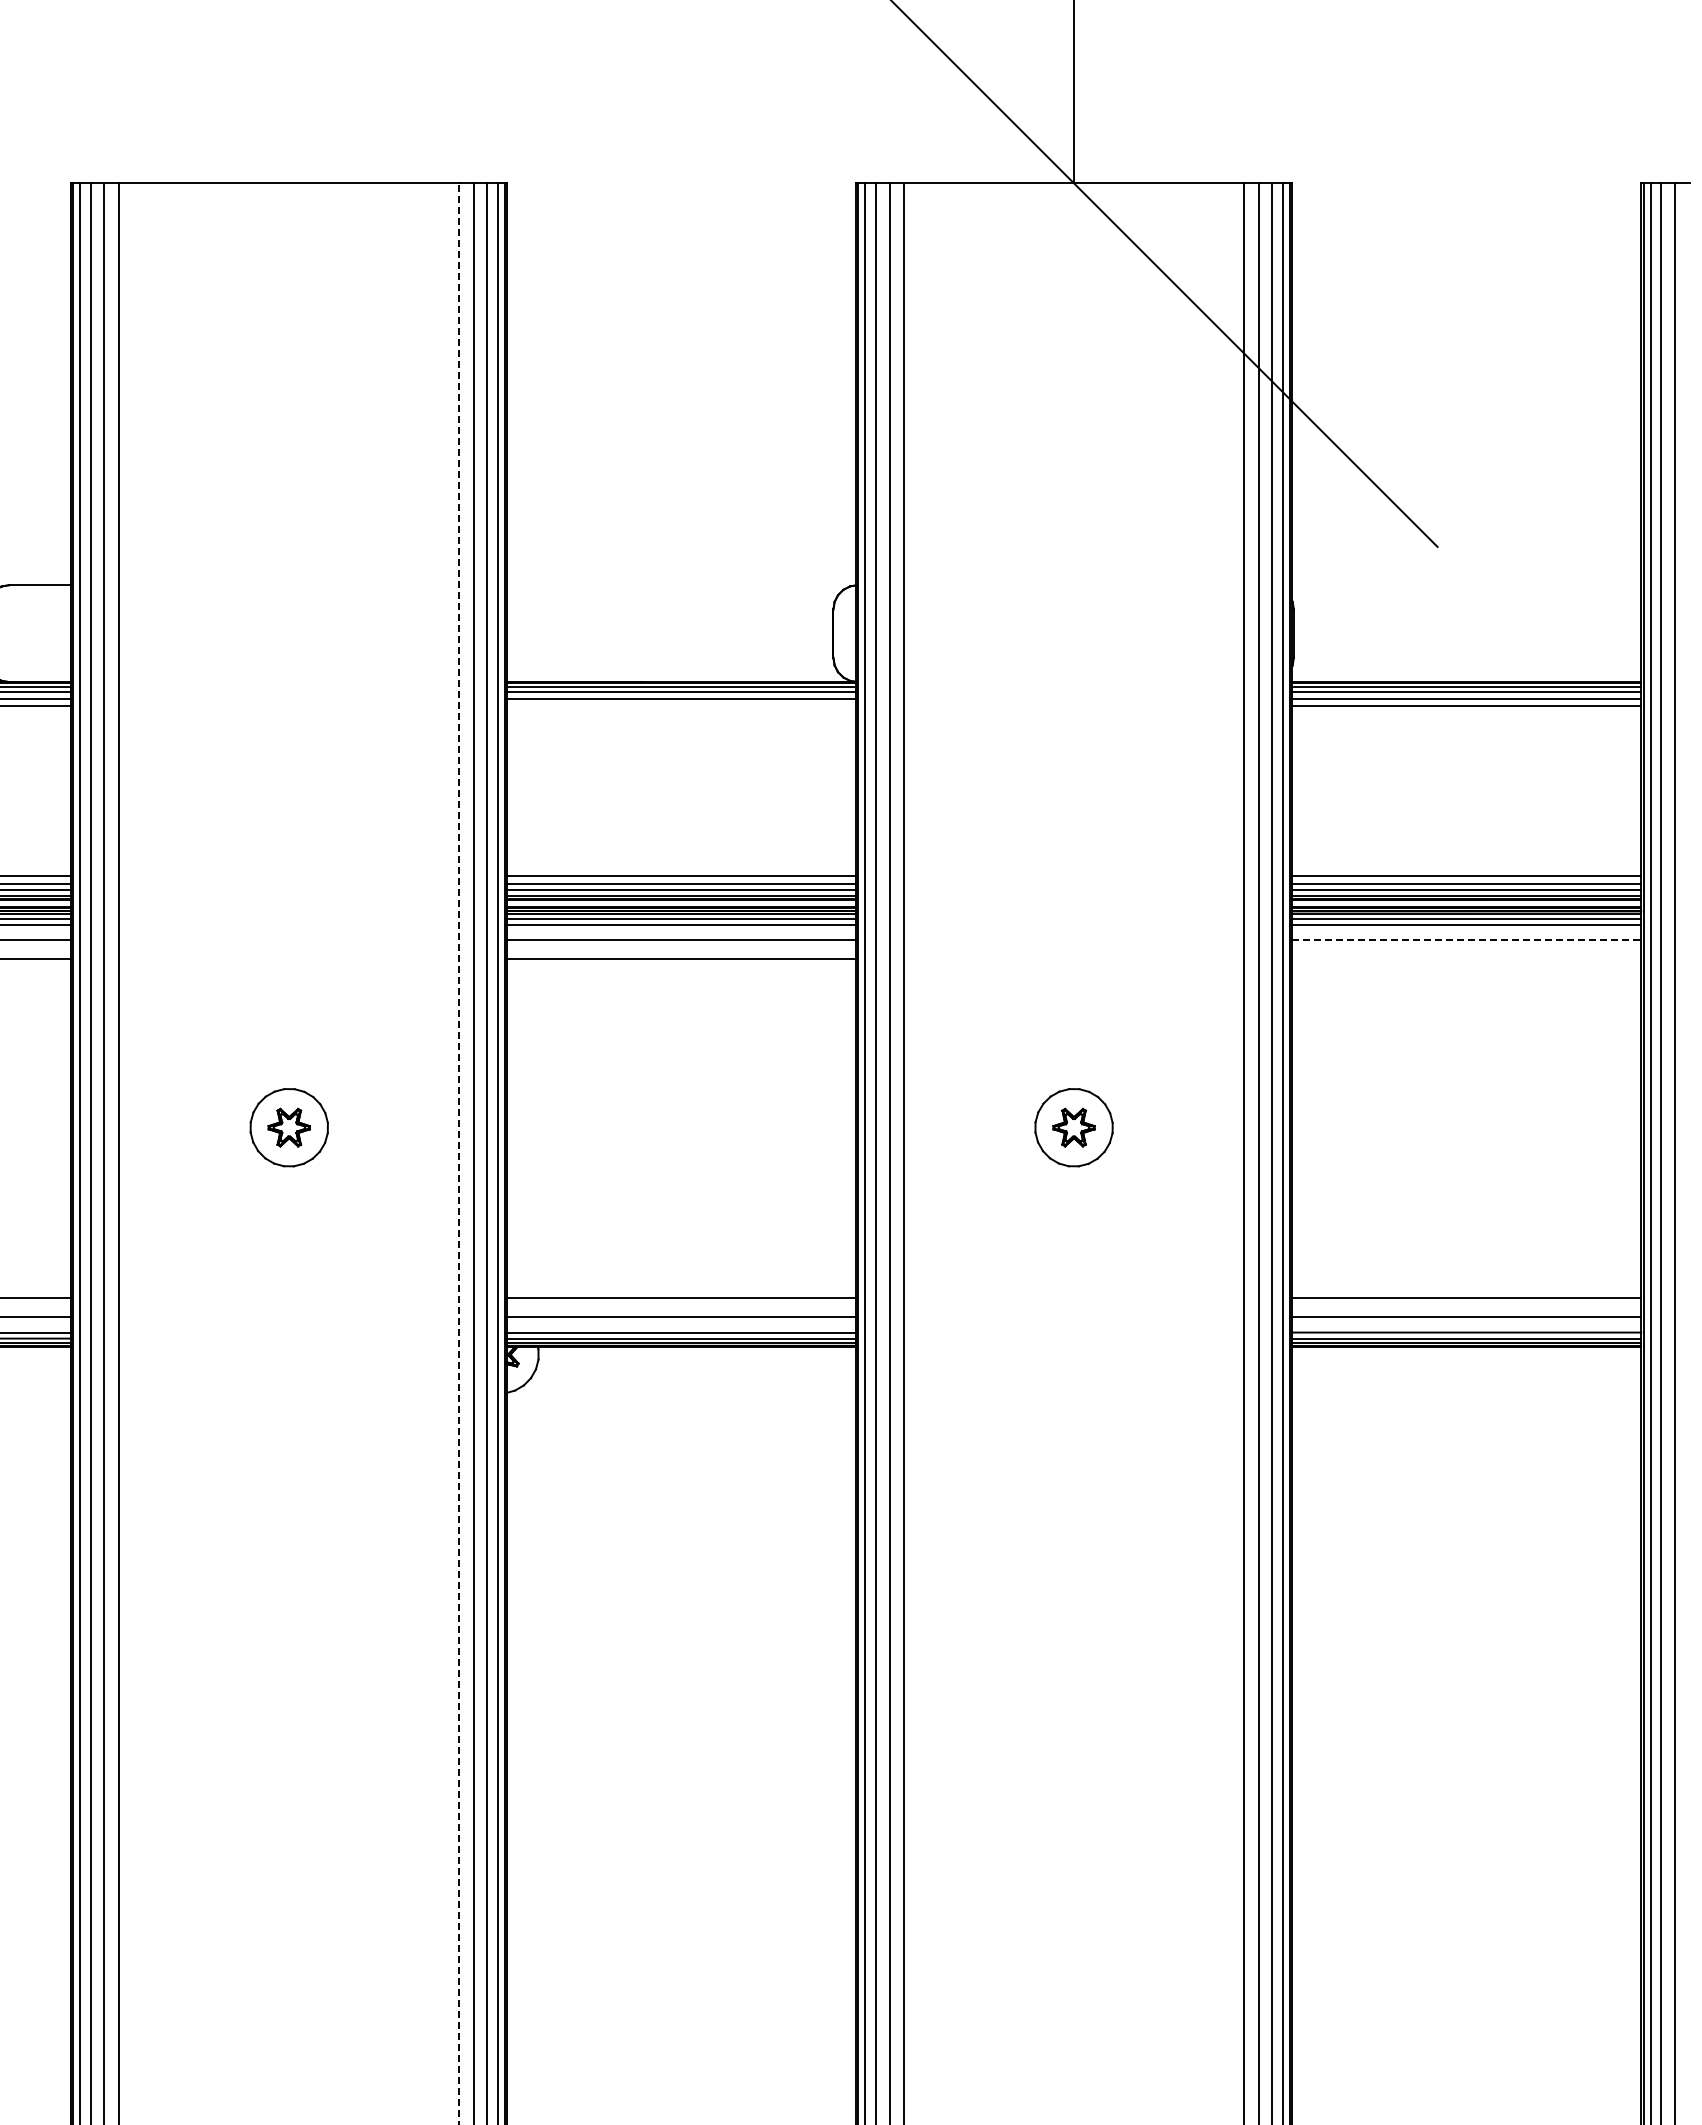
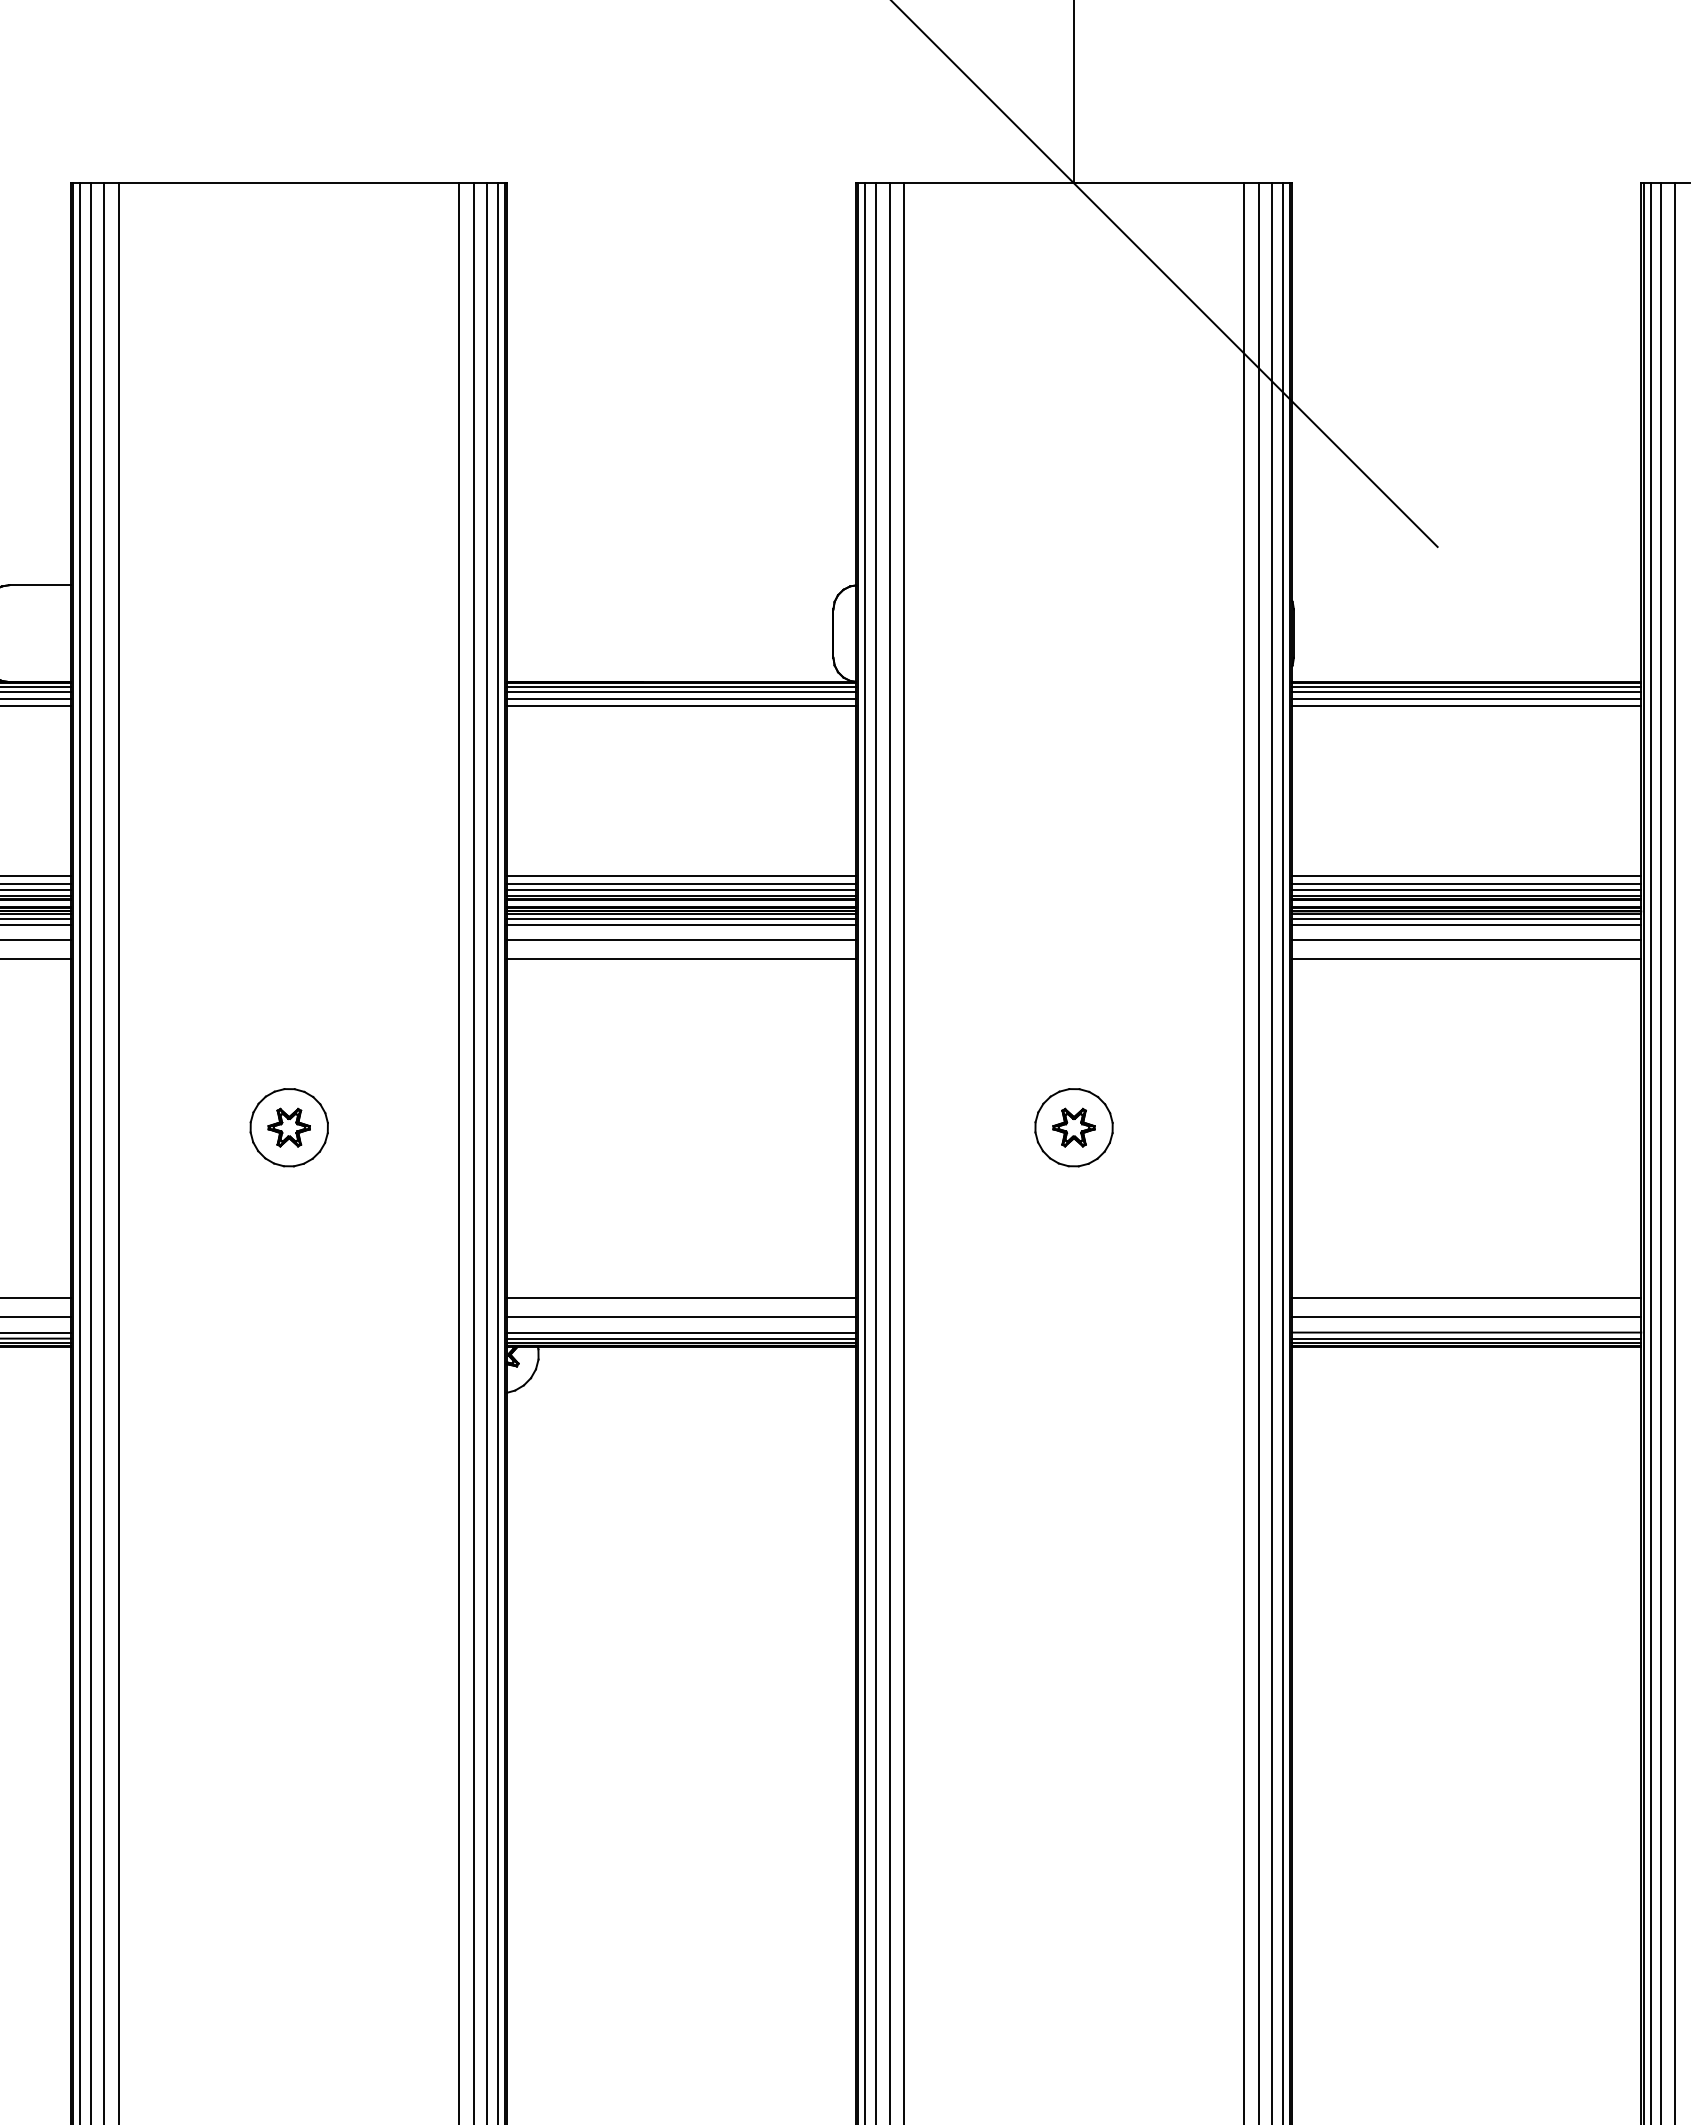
line: none -> present (681, 706)
line: dashed -> solid (1467, 940)
line: none -> present (1466, 958)
line: dashed -> solid (458, 1153)
